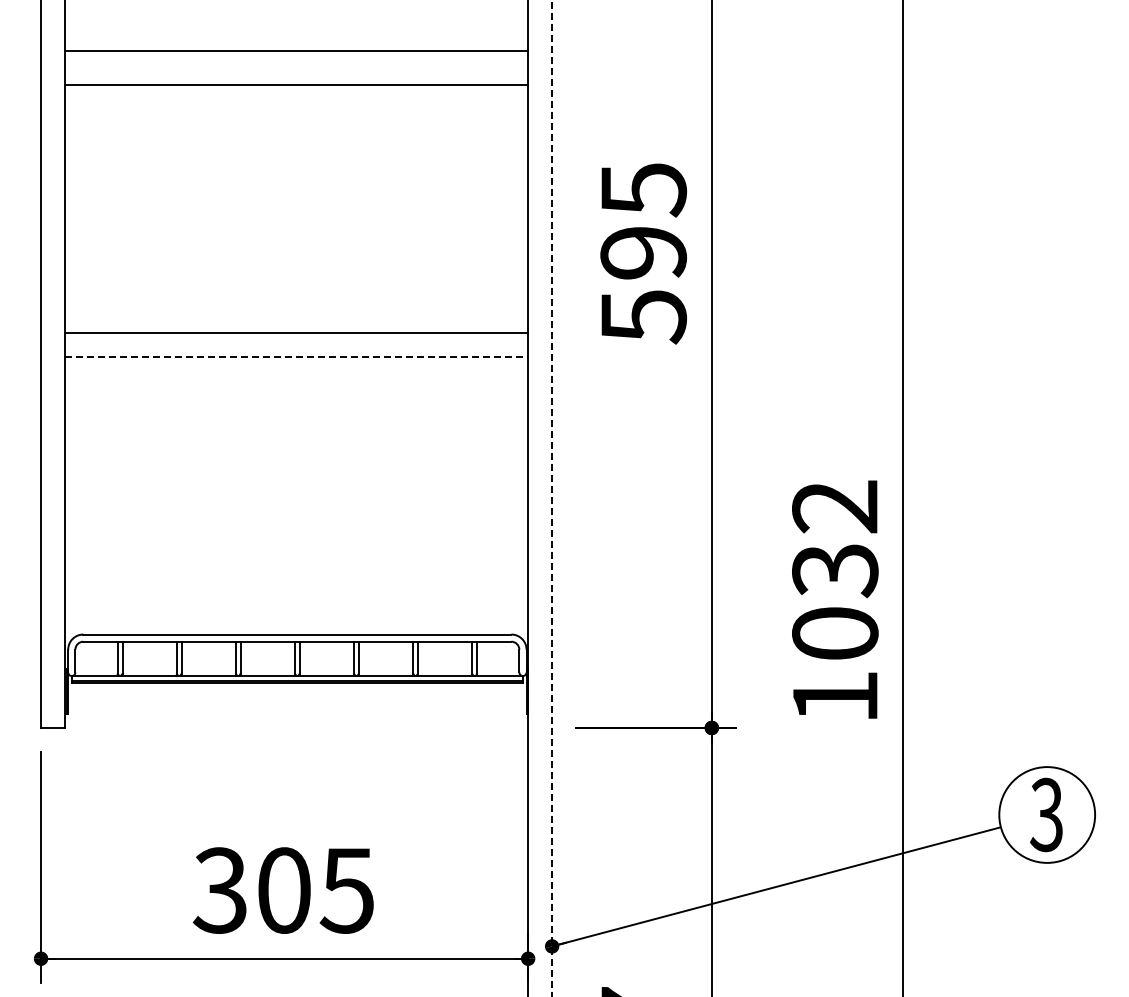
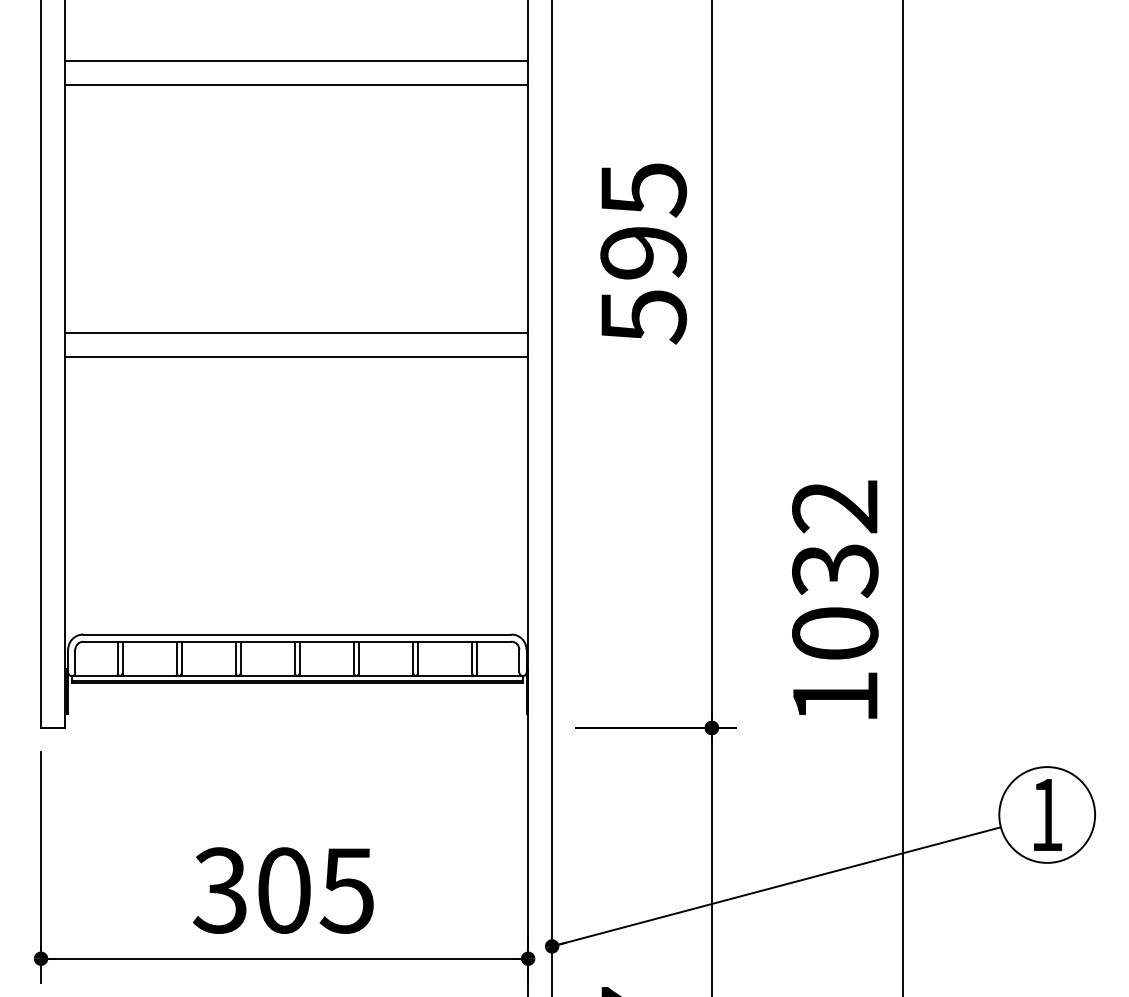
line position: (296, 51) -> (296, 61) (296, 61)
line: dashed -> solid (296, 356)
line: dashed -> solid (552, 498)
text: 3 -> 1 (1046, 814)
